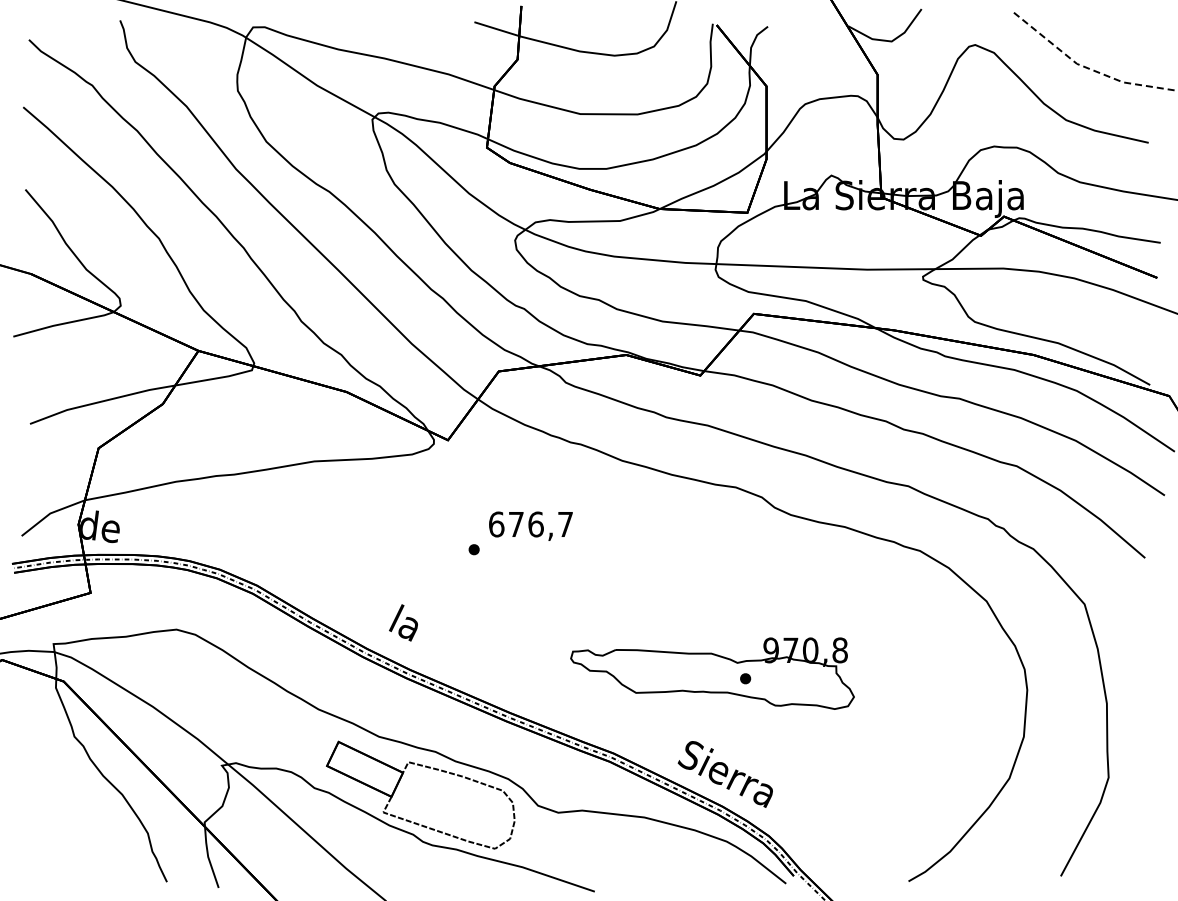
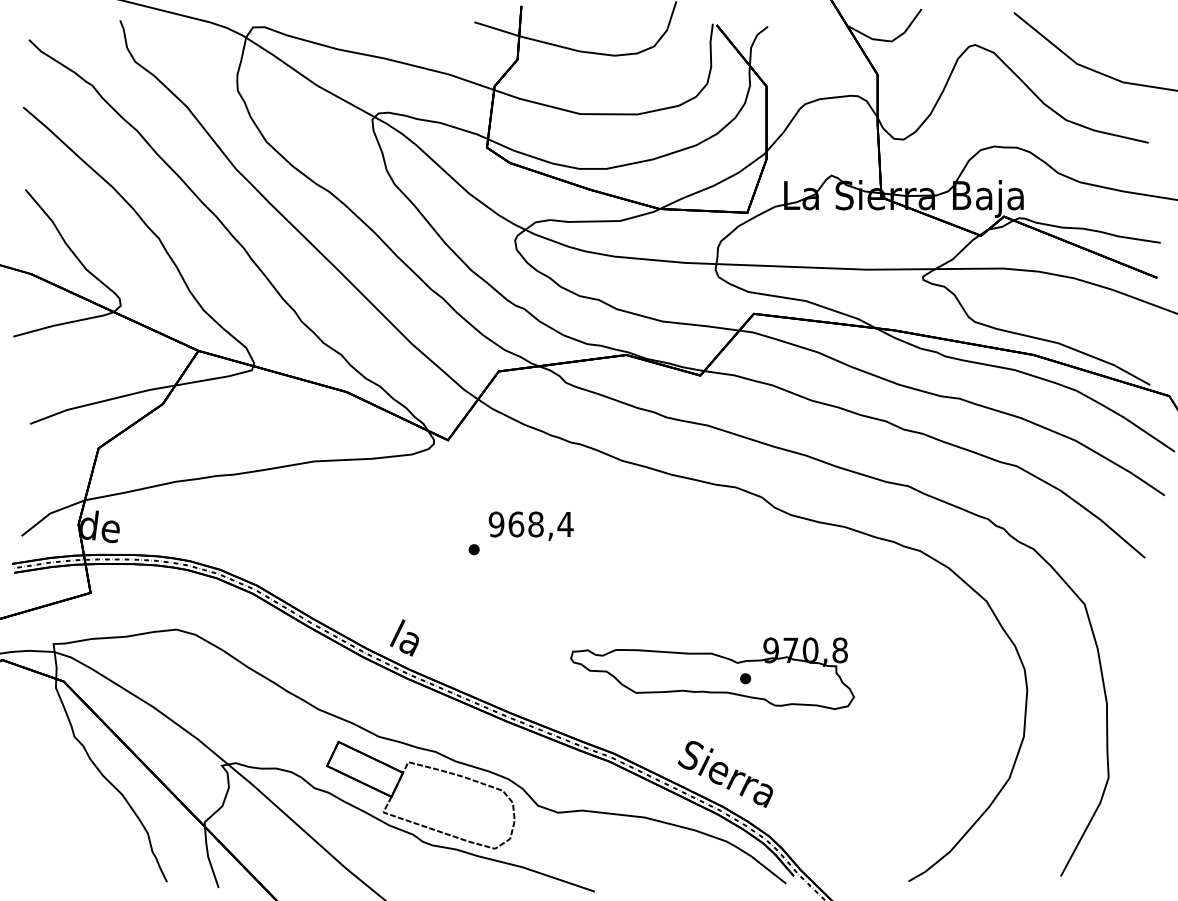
line: dashed -> solid (1088, 68)
text: 676,7 -> 968,4 (530, 524)
text position: (403, 622) -> (404, 637) (404, 637)
